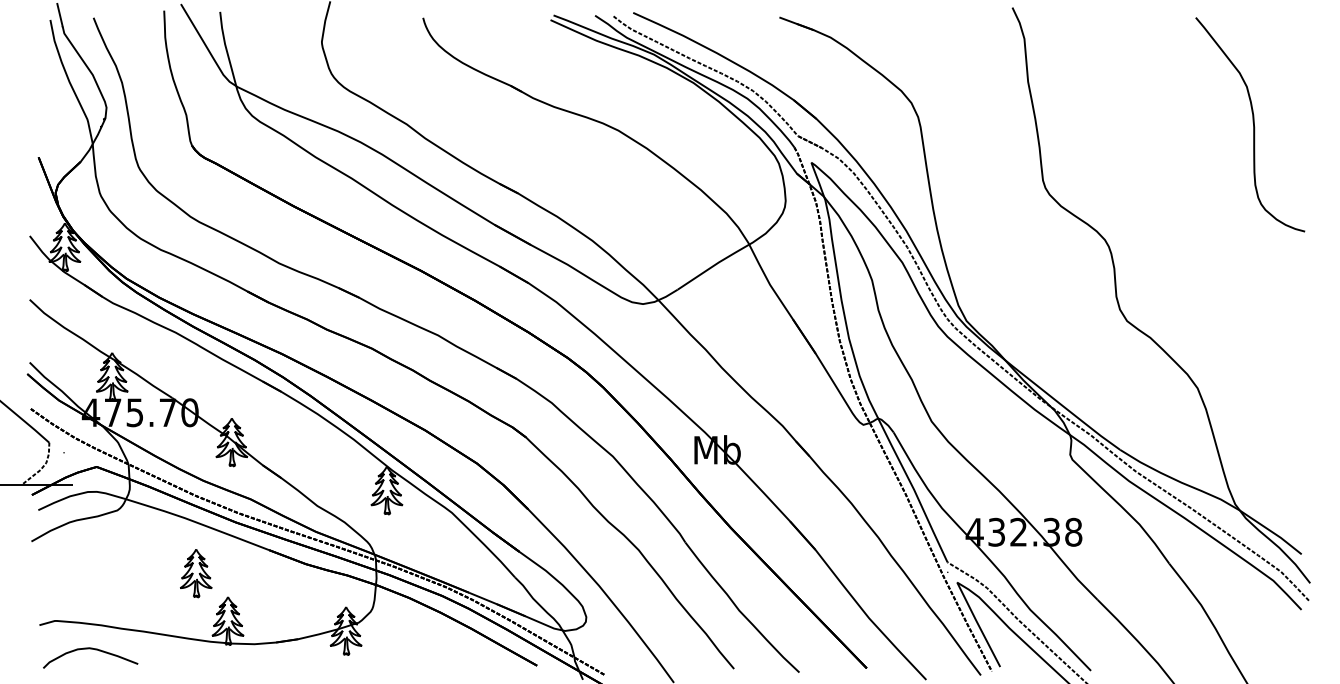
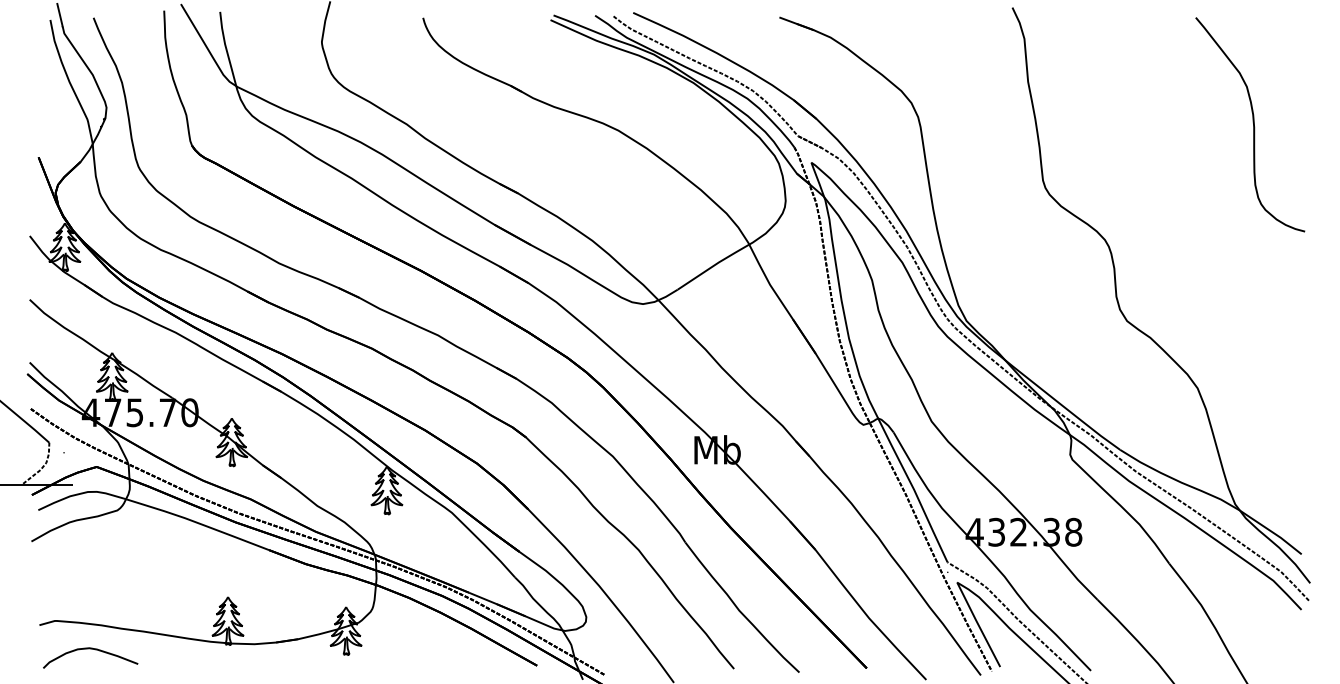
part: present -> none (196, 573)
